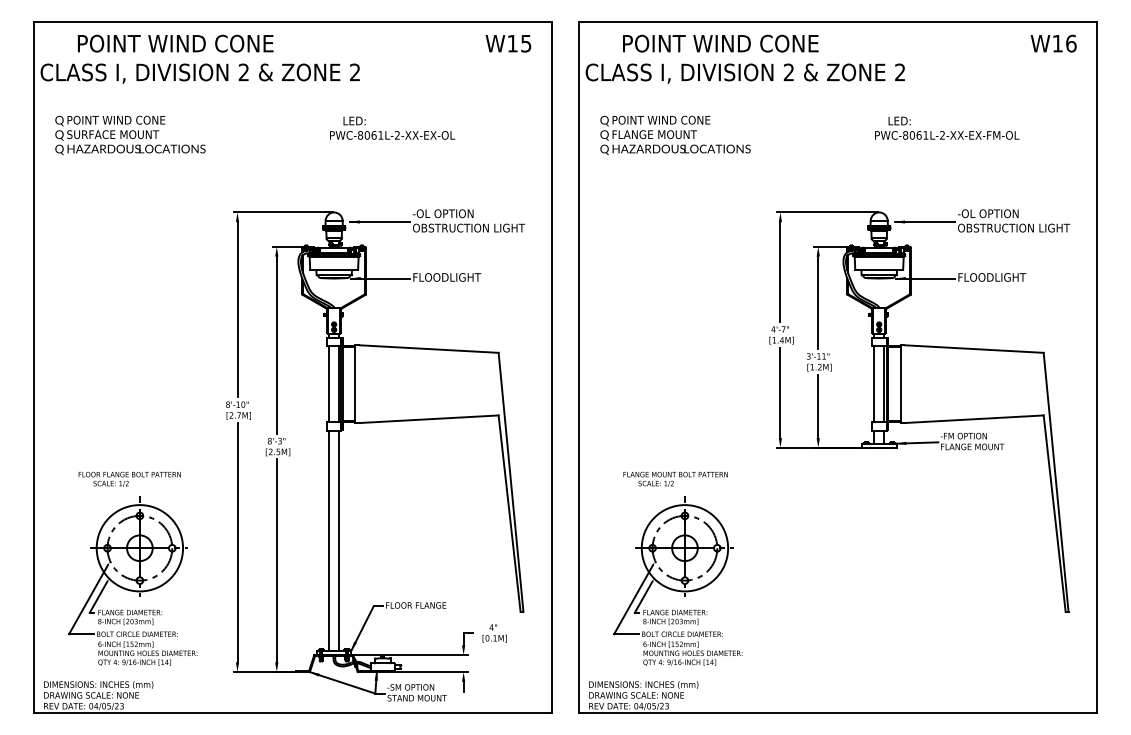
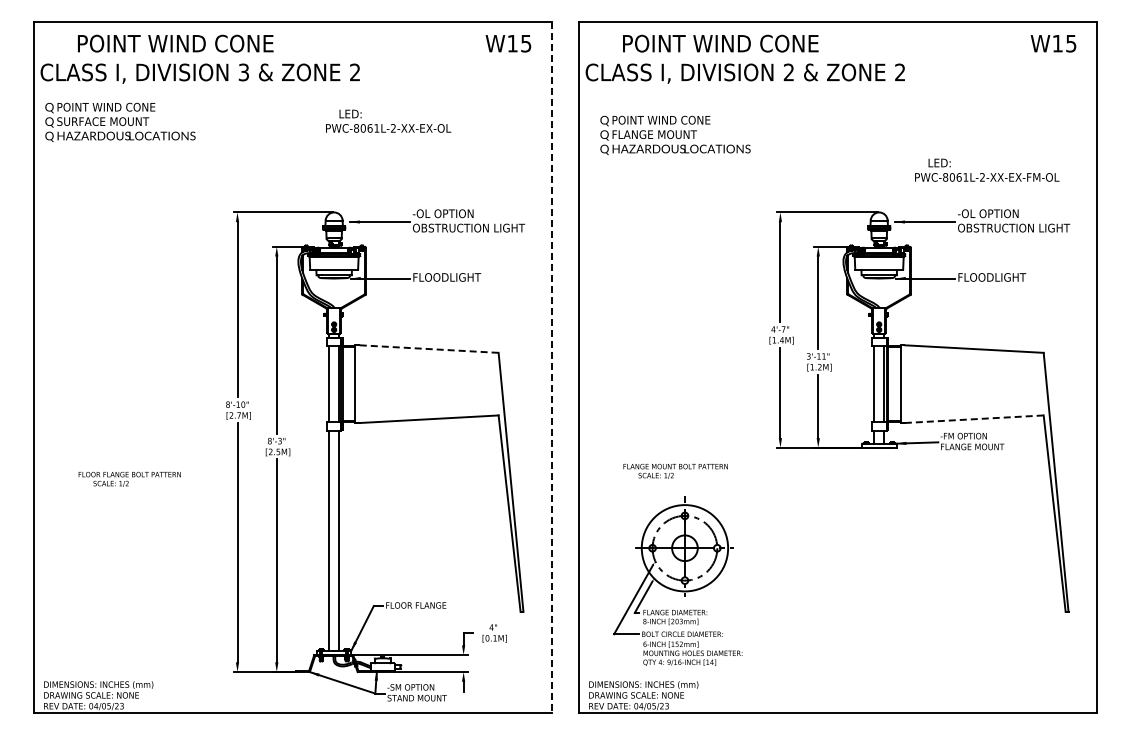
text: W16 -> W15 (1071, 43)
text: 2 -> 3 (243, 72)
text position: (392, 127) -> (388, 120) (388, 120)
text position: (947, 127) -> (987, 169) (987, 169)
text position: (130, 135) -> (120, 122) (120, 122)
line: solid -> dashed (429, 349)
line: solid -> dashed (552, 367)
line: solid -> dashed (974, 419)
text position: (675, 478) -> (675, 470) (675, 470)
part: present -> none (132, 580)
